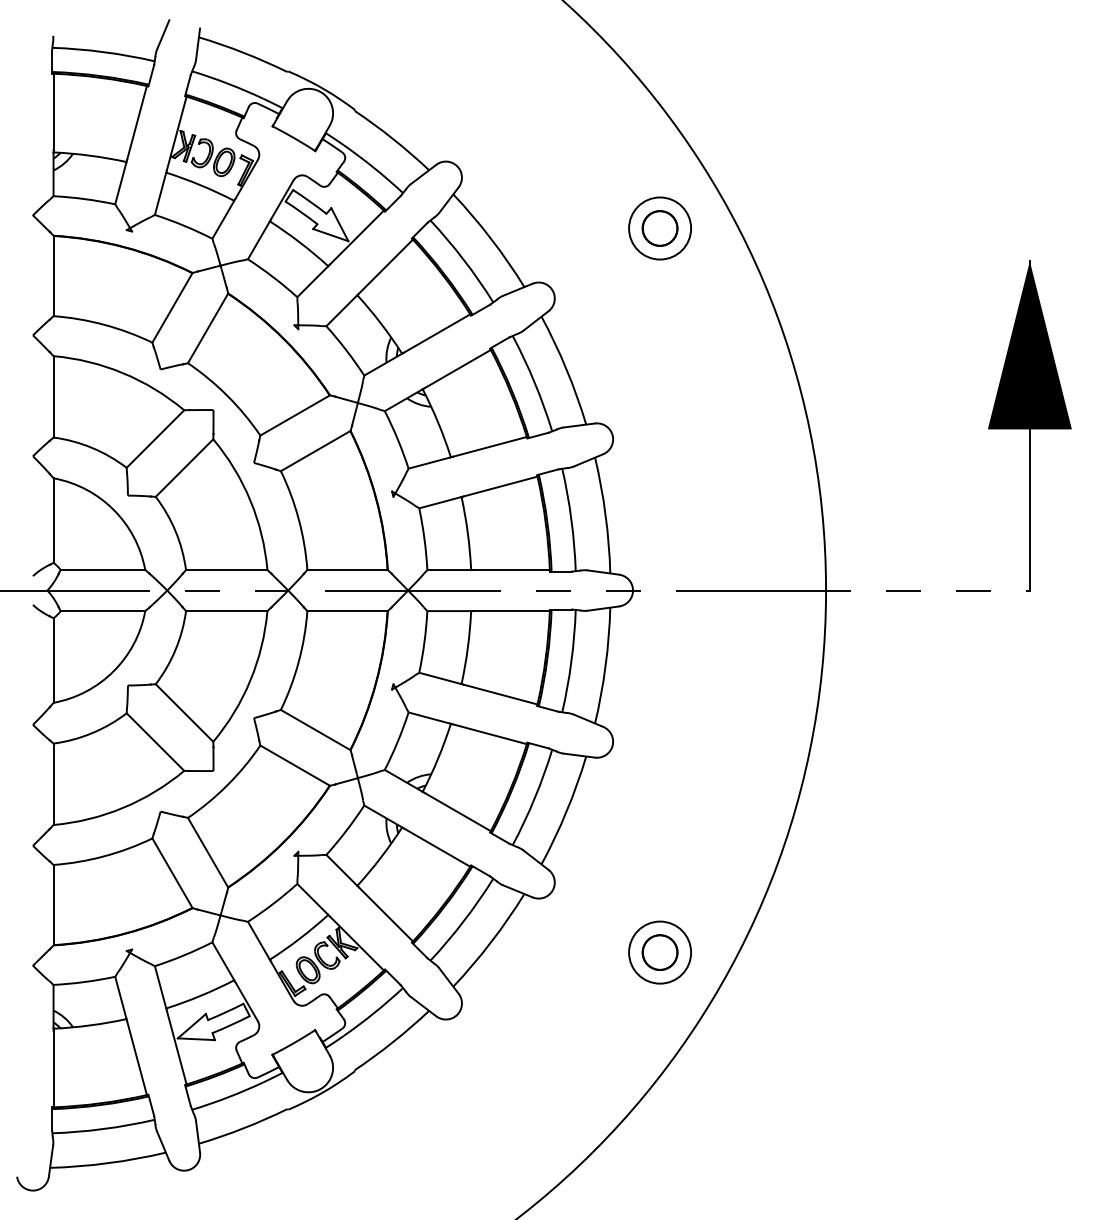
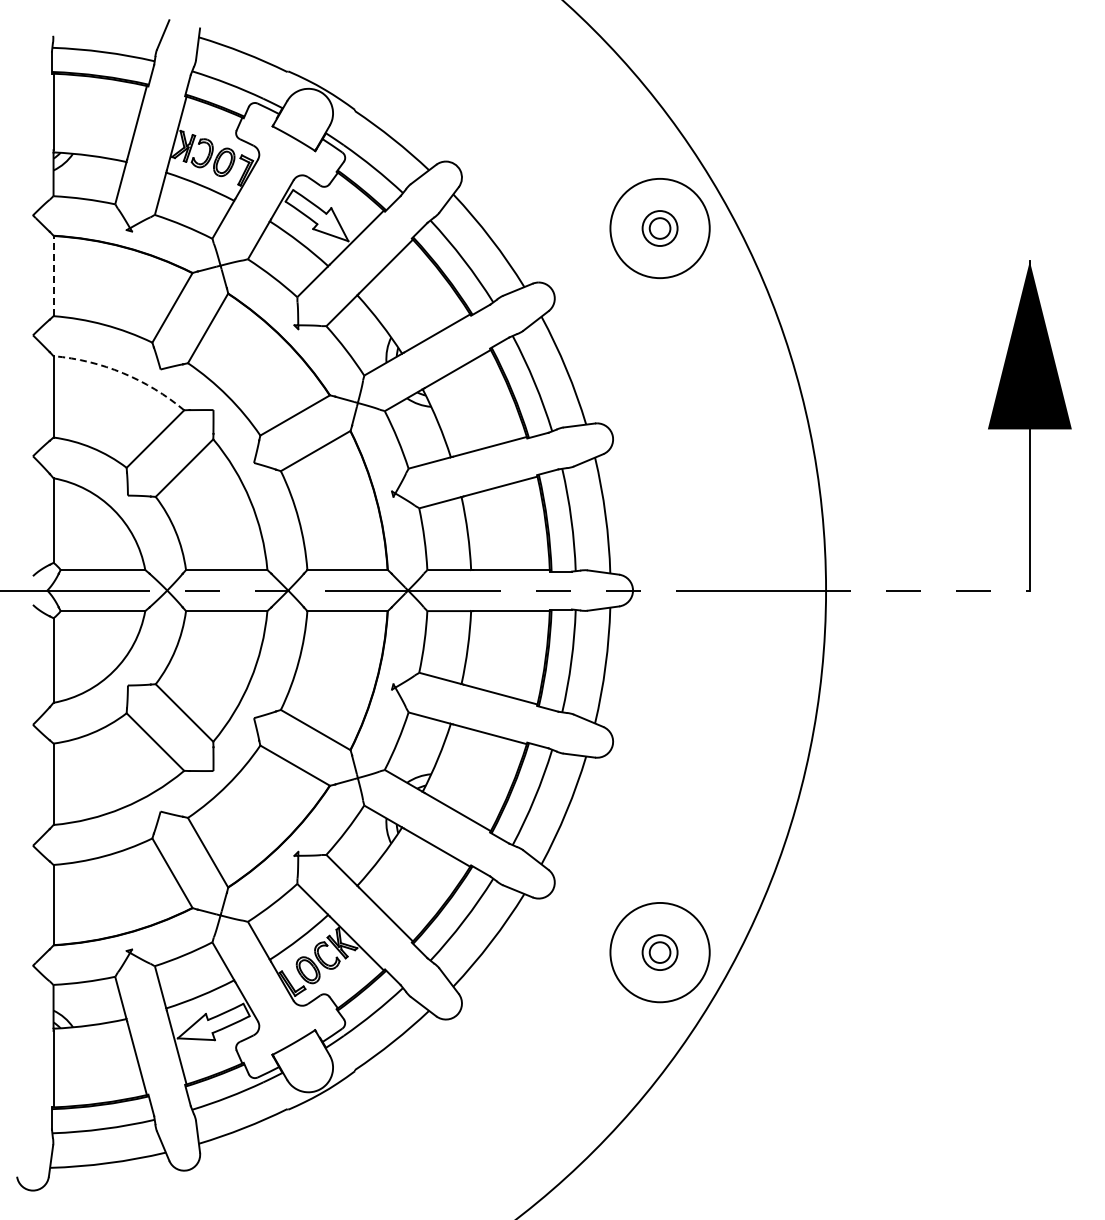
circle diameter: 34 px -> 21 px (659, 228)
circle diameter: 62 px -> 99 px (659, 228)
line: solid -> dashed (53, 275)
arc: solid -> dashed (123, 373)
circle diameter: 34 px -> 21 px (659, 952)
circle diameter: 62 px -> 99 px (659, 952)
